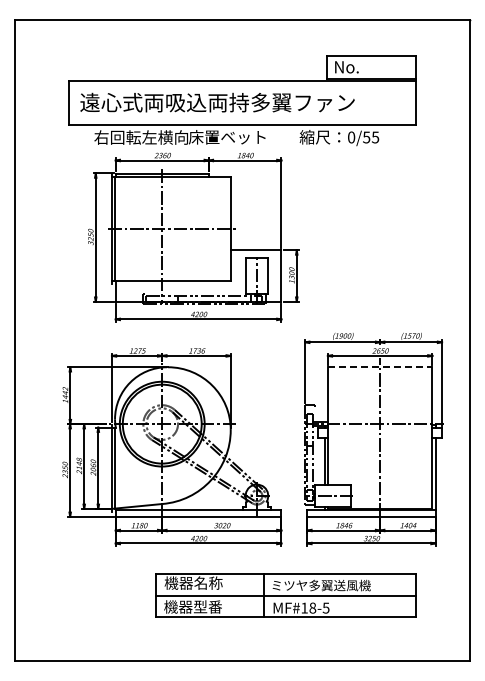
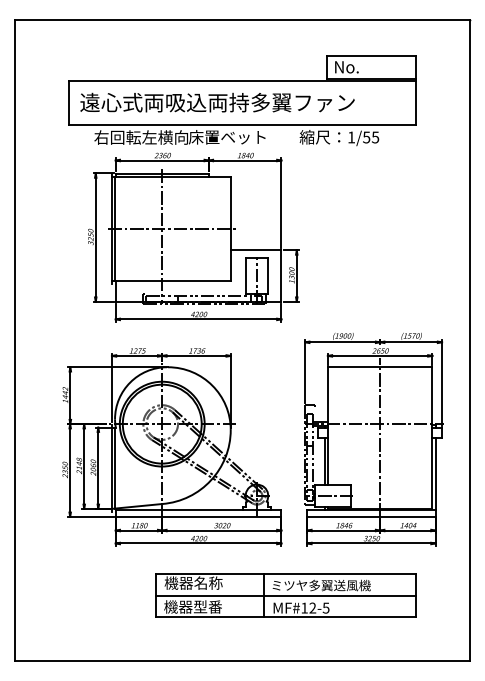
text: 0/55 -> 1/55 (351, 137)
line: dashed -> solid (380, 367)
text: MF#18-5 -> MF#12-5 (312, 607)
